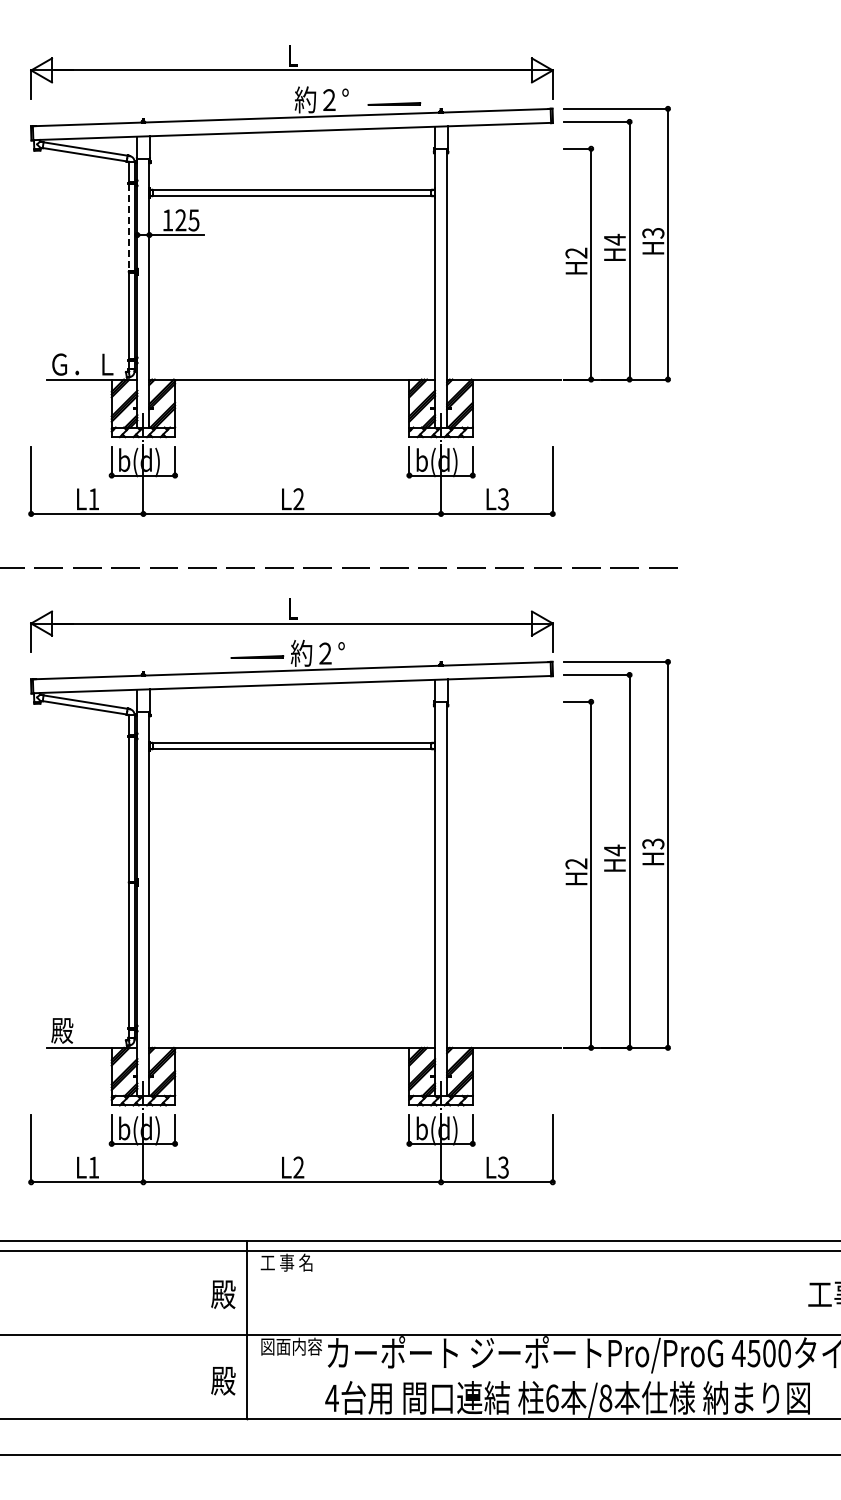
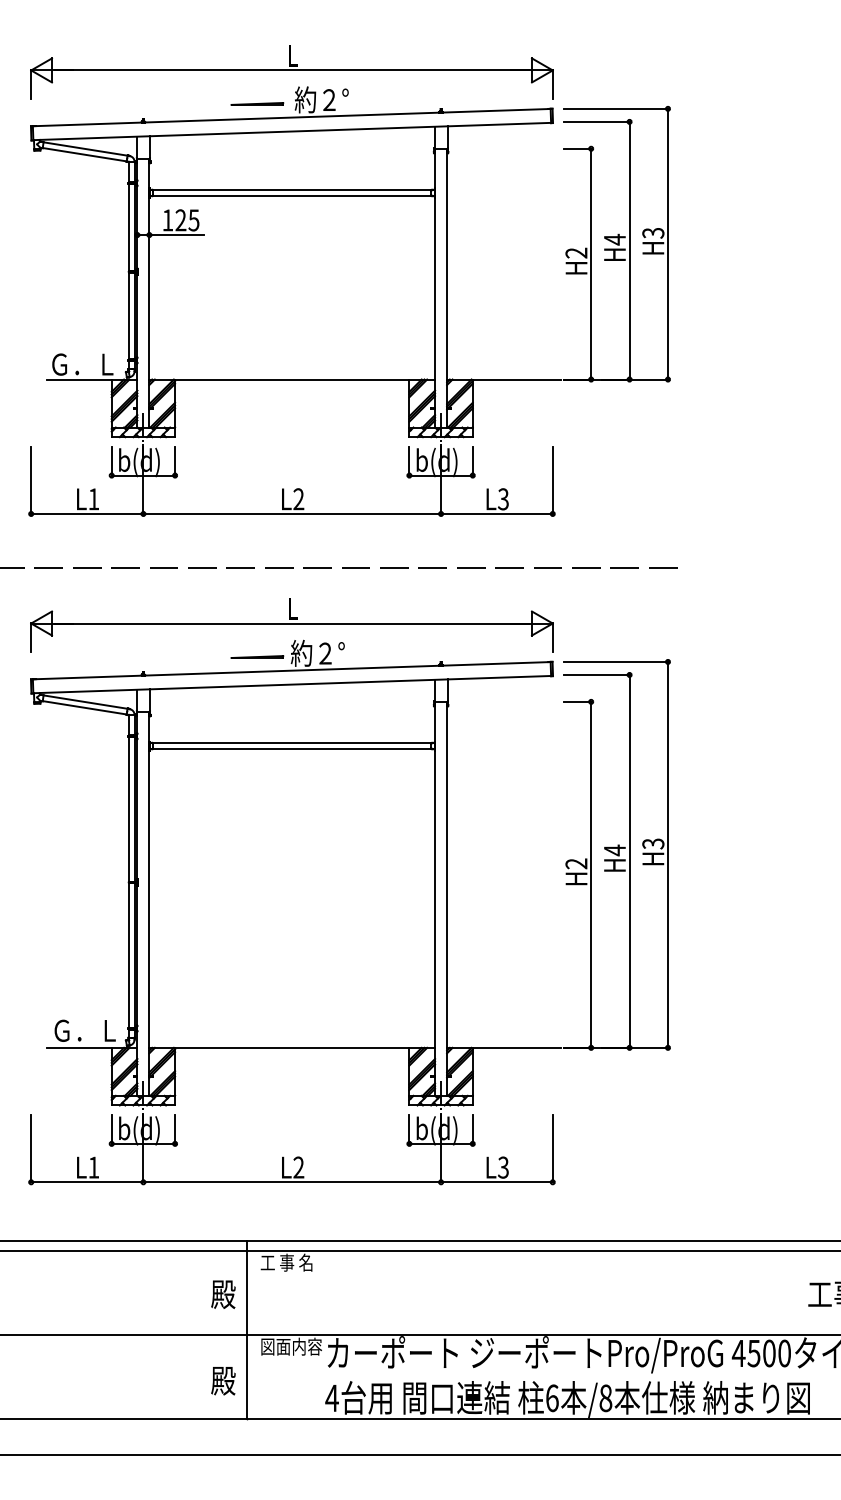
line position: (394, 103) -> (257, 103) (257, 103)
line: dashed -> solid (128, 227)
text: 殿 -> Ｇ．Ｌ (83, 1030)
